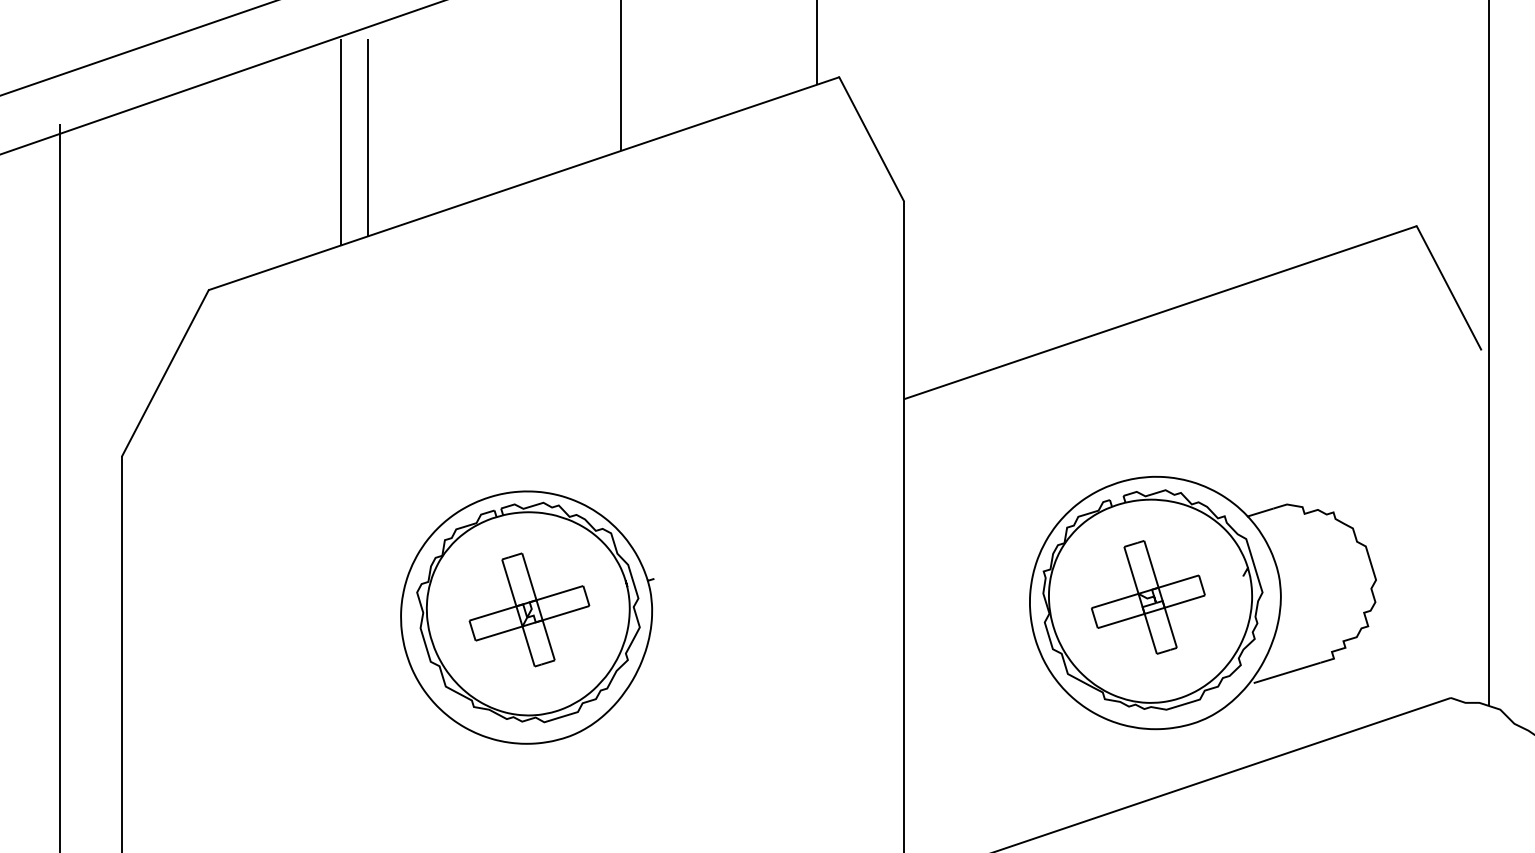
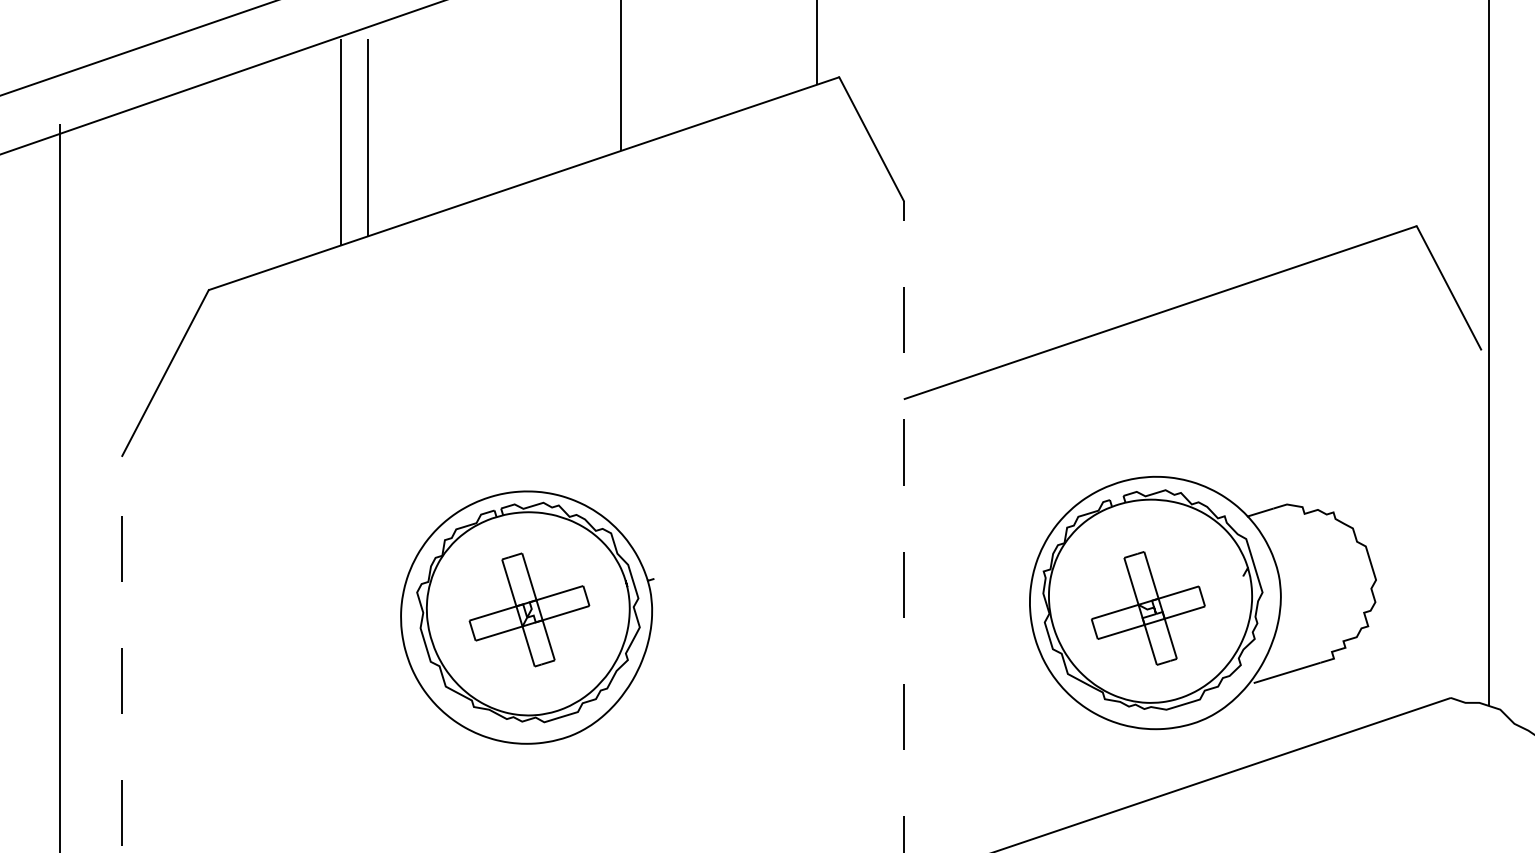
line: solid -> dashed (903, 526)
part position: (1148, 597) -> (1148, 608) (1148, 608)
line: solid -> dashed (122, 653)
